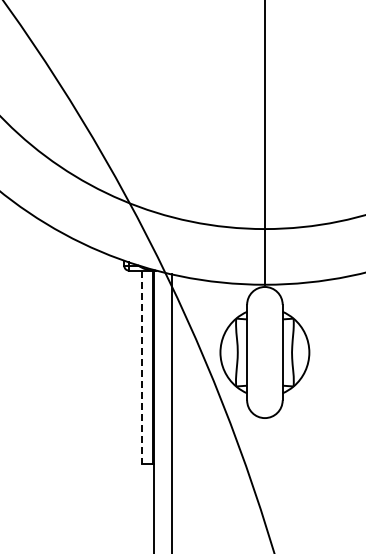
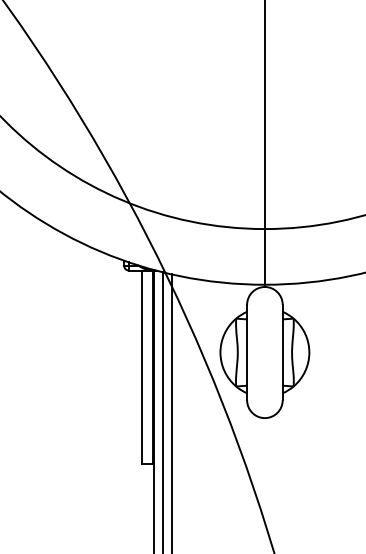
line: dashed -> solid (141, 367)
line: none -> present (162, 411)
